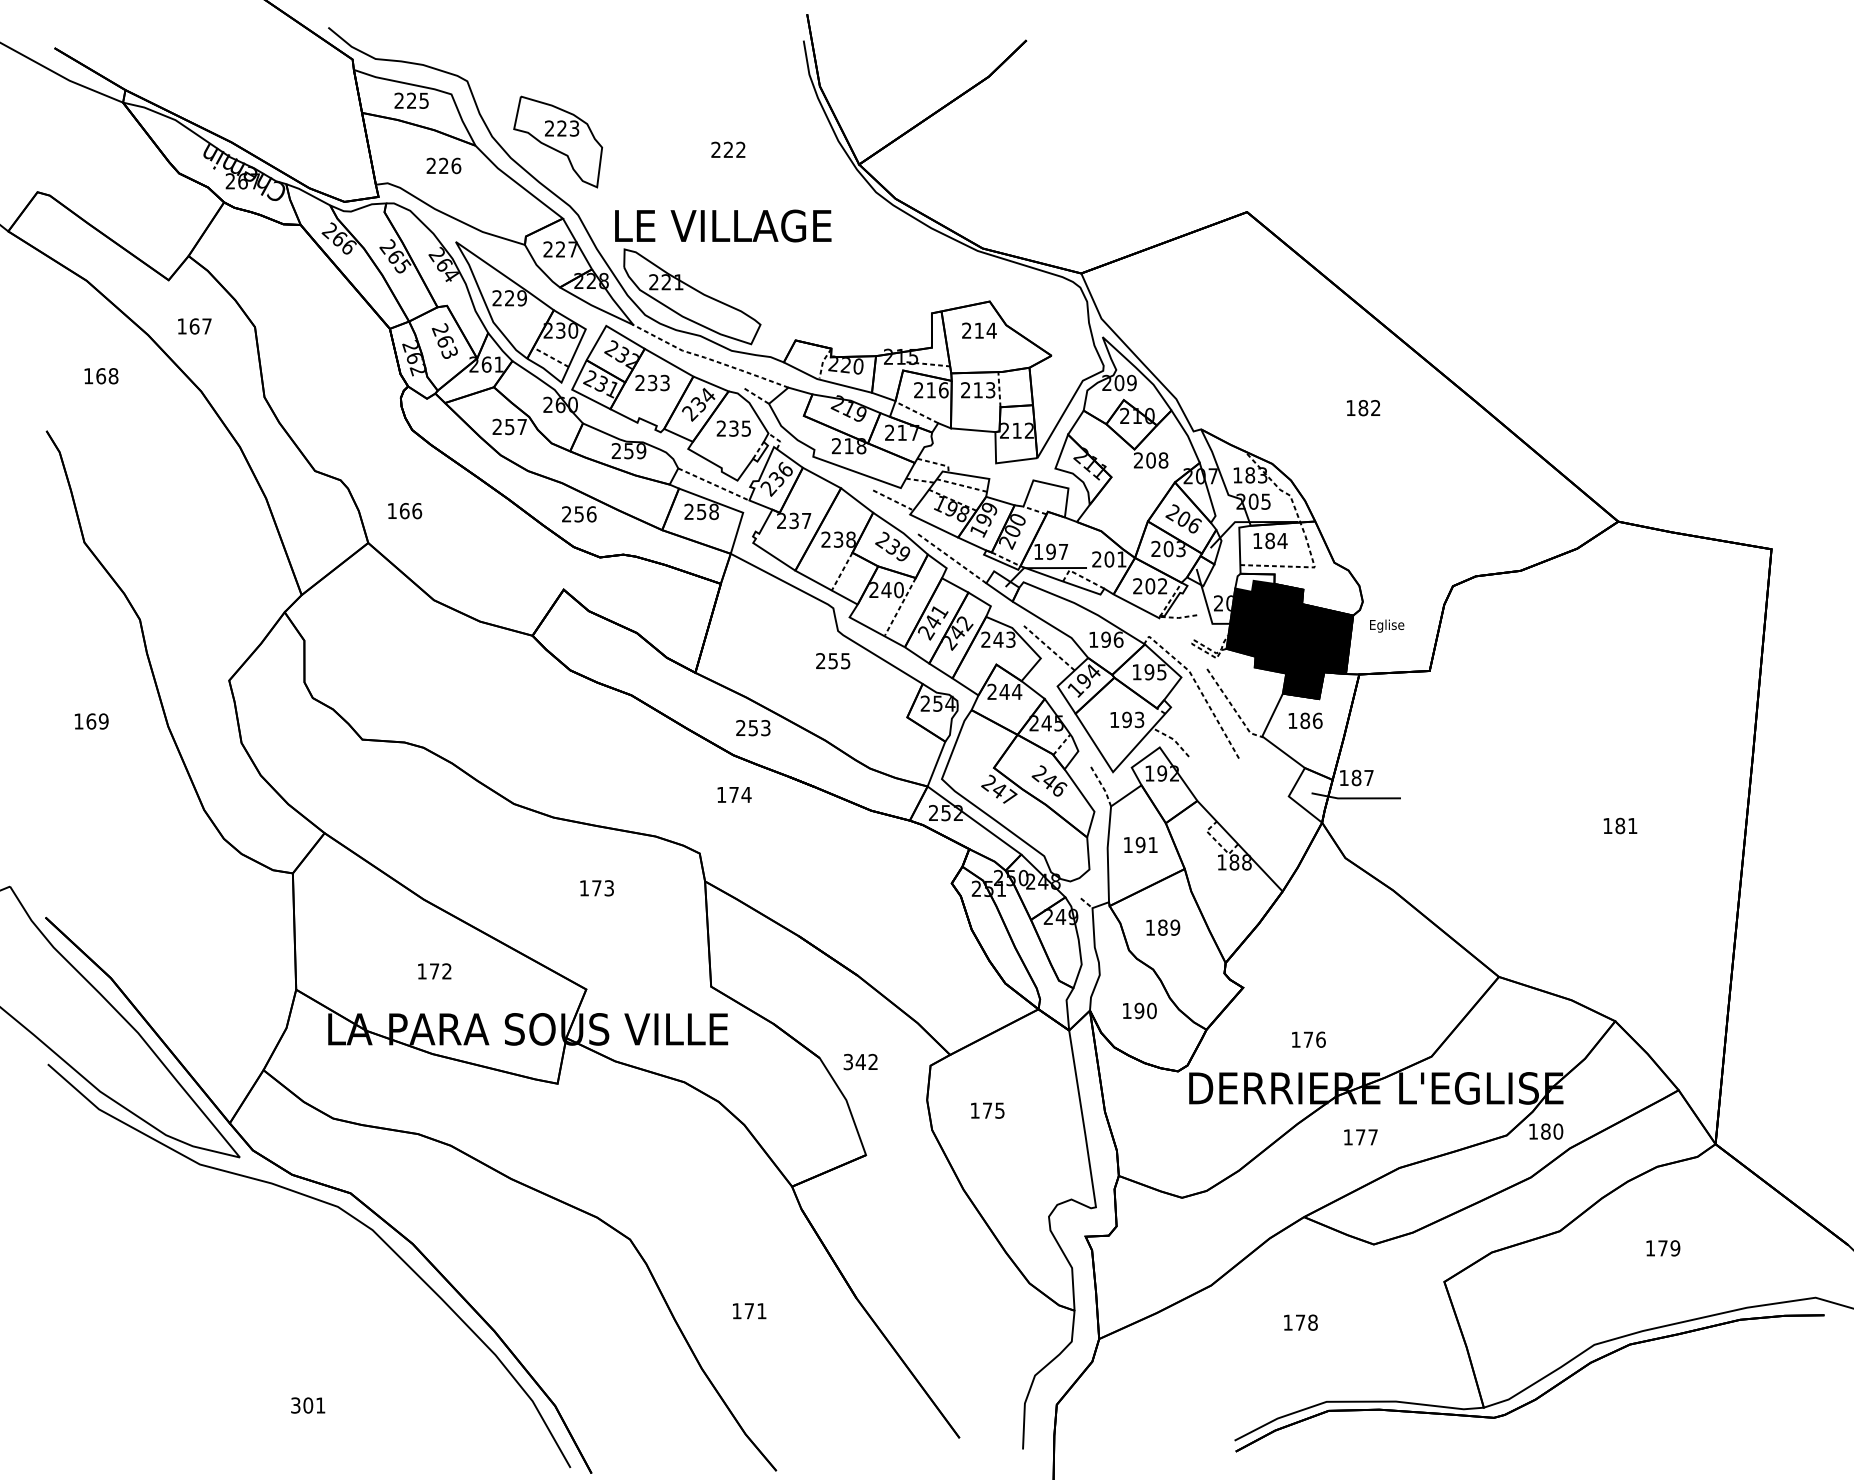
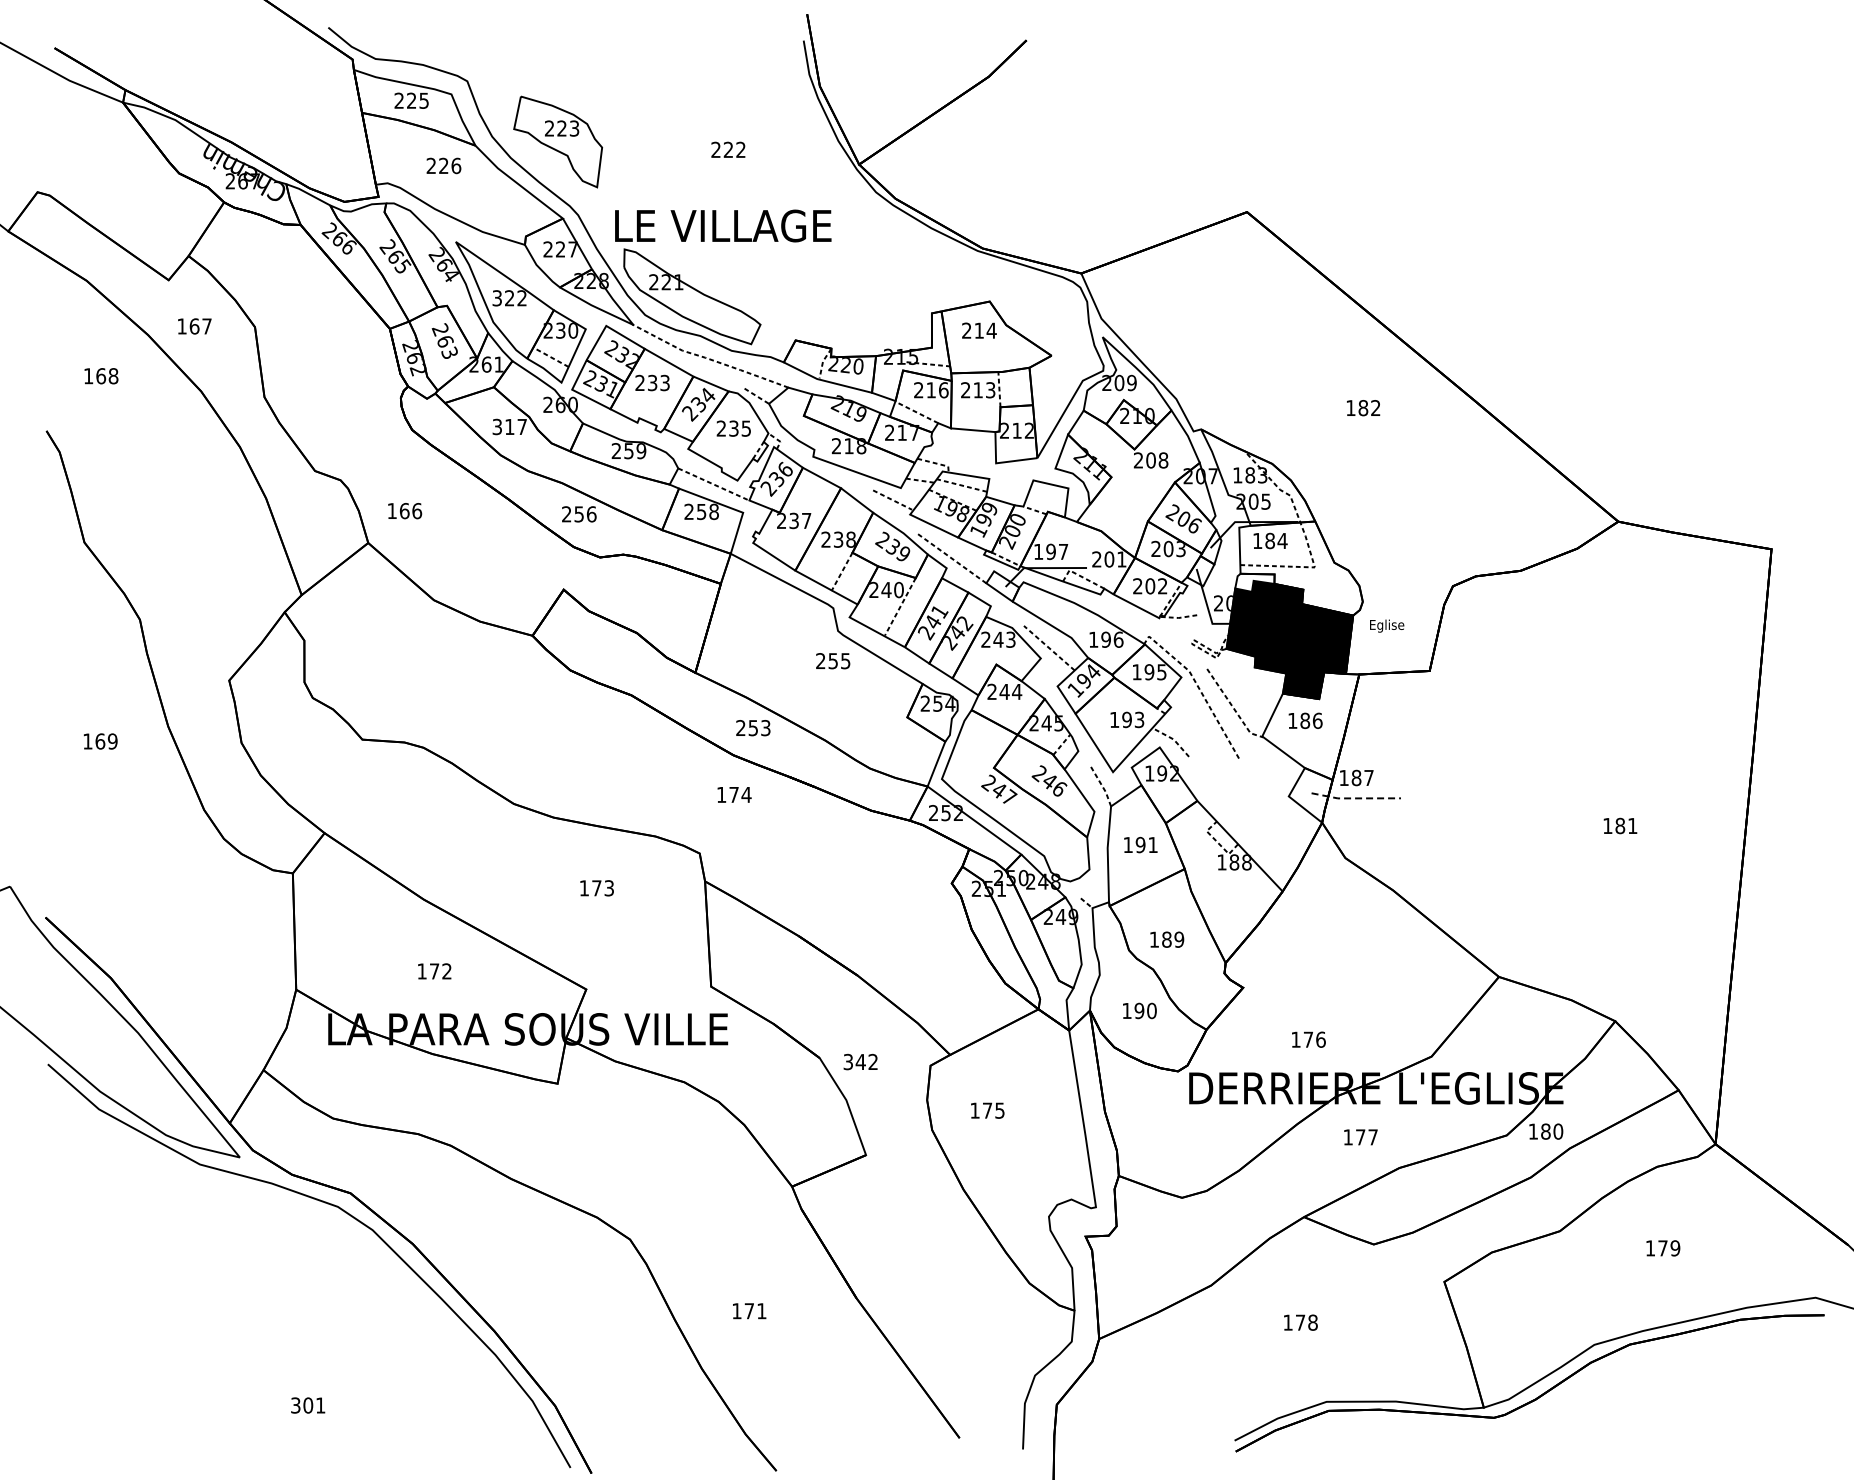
text: 229 -> 322 (509, 298)
text: 257 -> 317 (503, 427)
text position: (91, 721) -> (100, 741) (100, 741)
line: solid -> dashed (1355, 798)
text position: (1163, 927) -> (1167, 939) (1167, 939)
